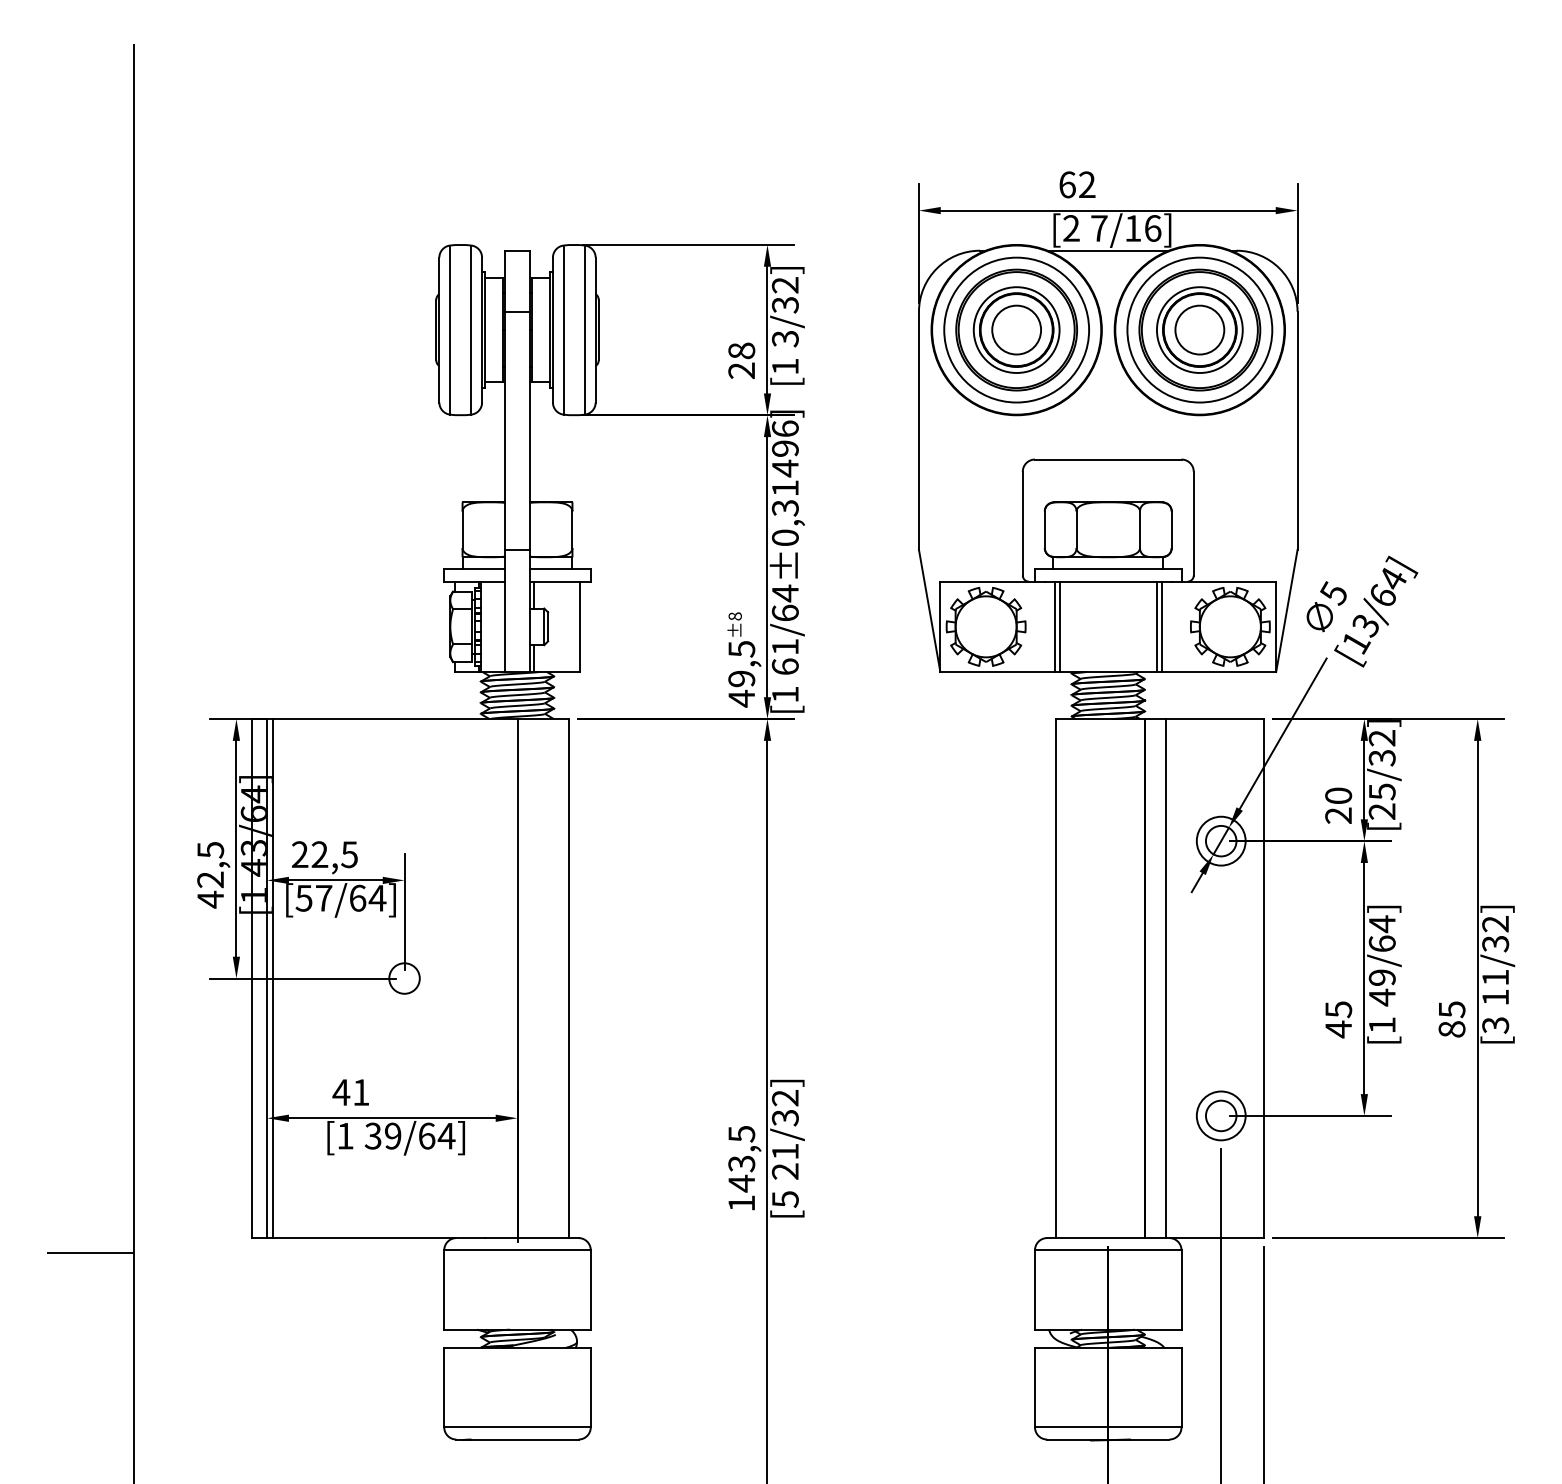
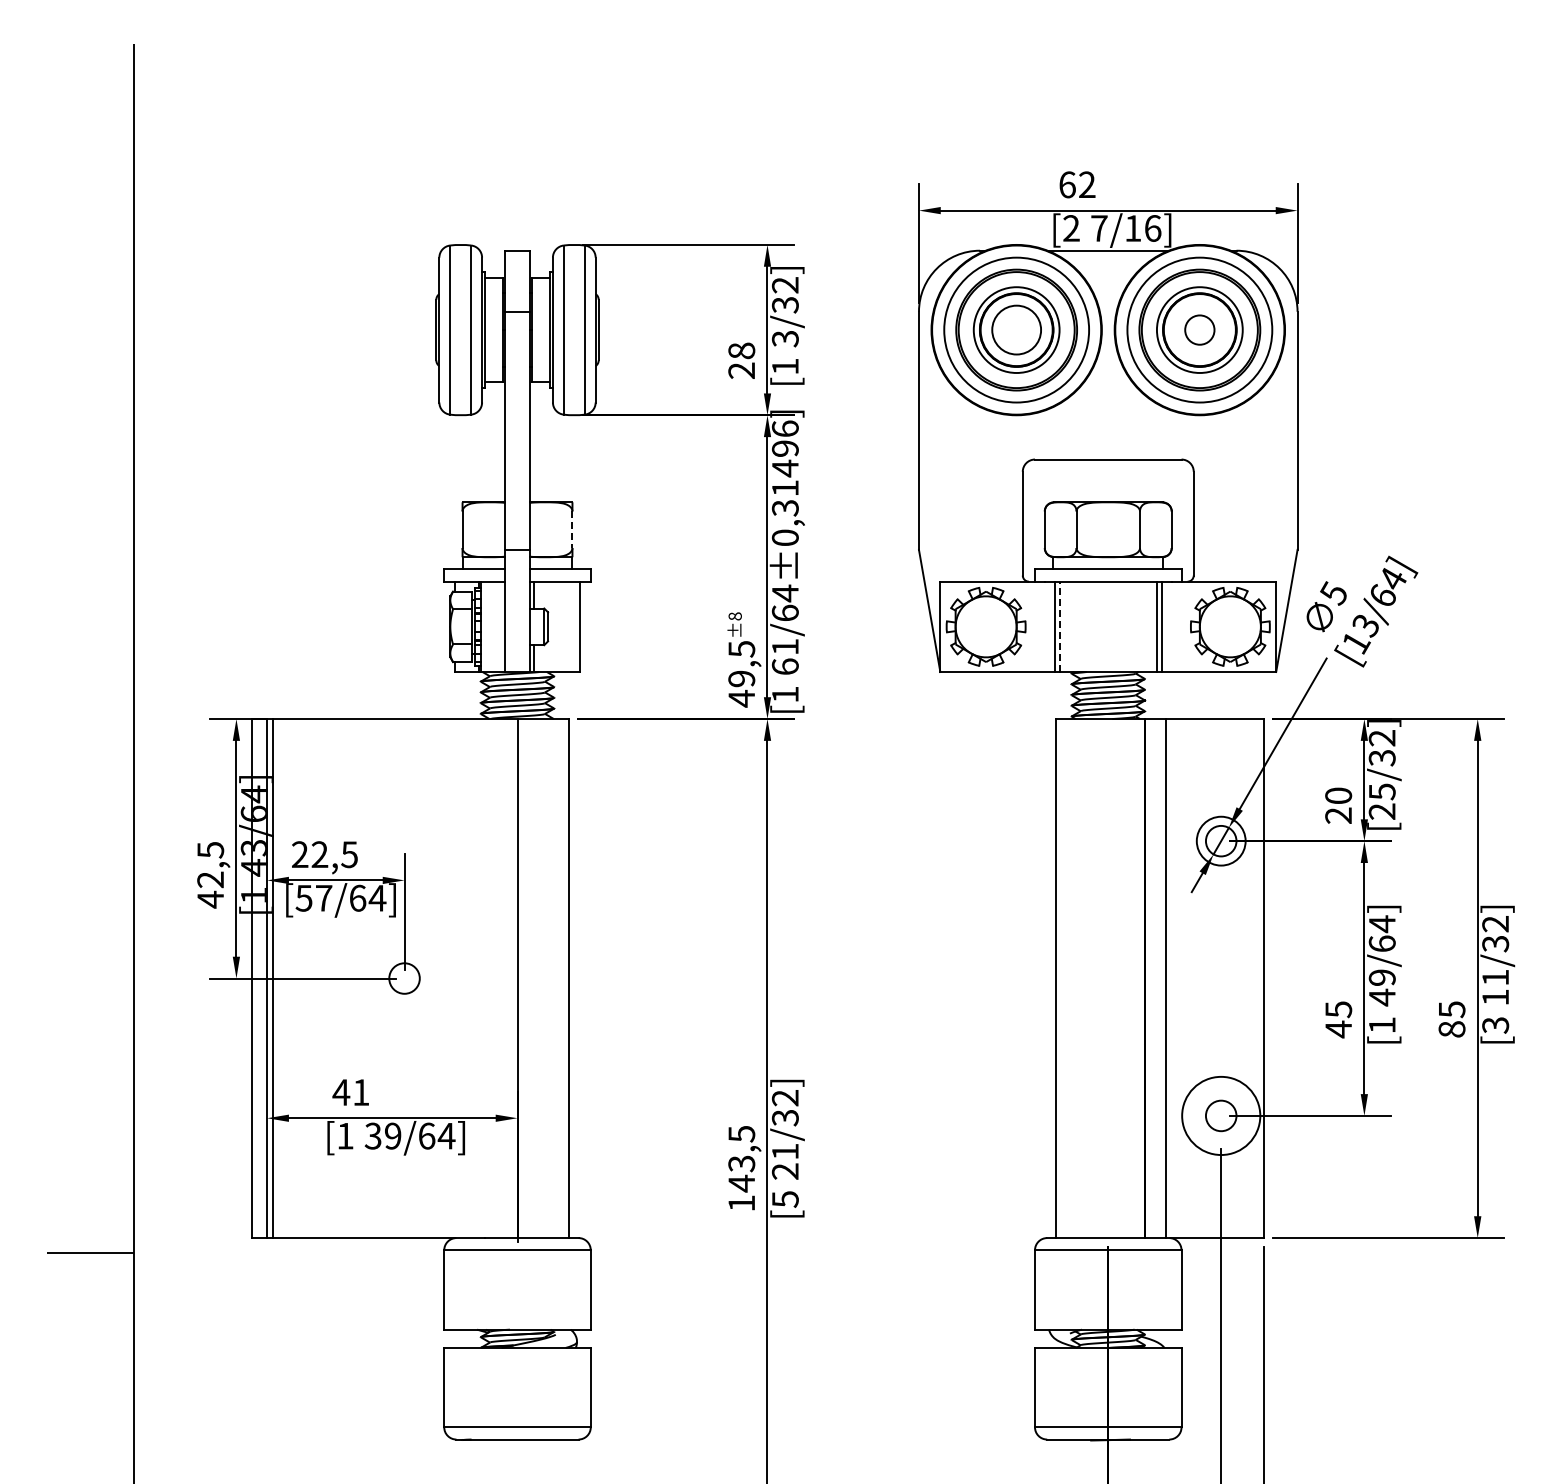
circle diameter: 49 px -> 29 px (1199, 329)
line: solid -> dashed (572, 530)
line: solid -> dashed (1059, 626)
circle diameter: 49 px -> 78 px (1221, 1115)
